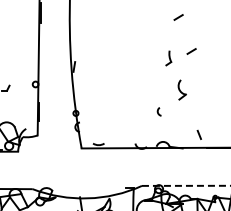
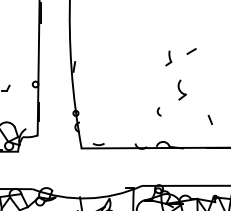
line: present -> none (178, 17)
line position: (198, 134) -> (209, 119) (209, 119)
arc: dashed -> solid (186, 185)
